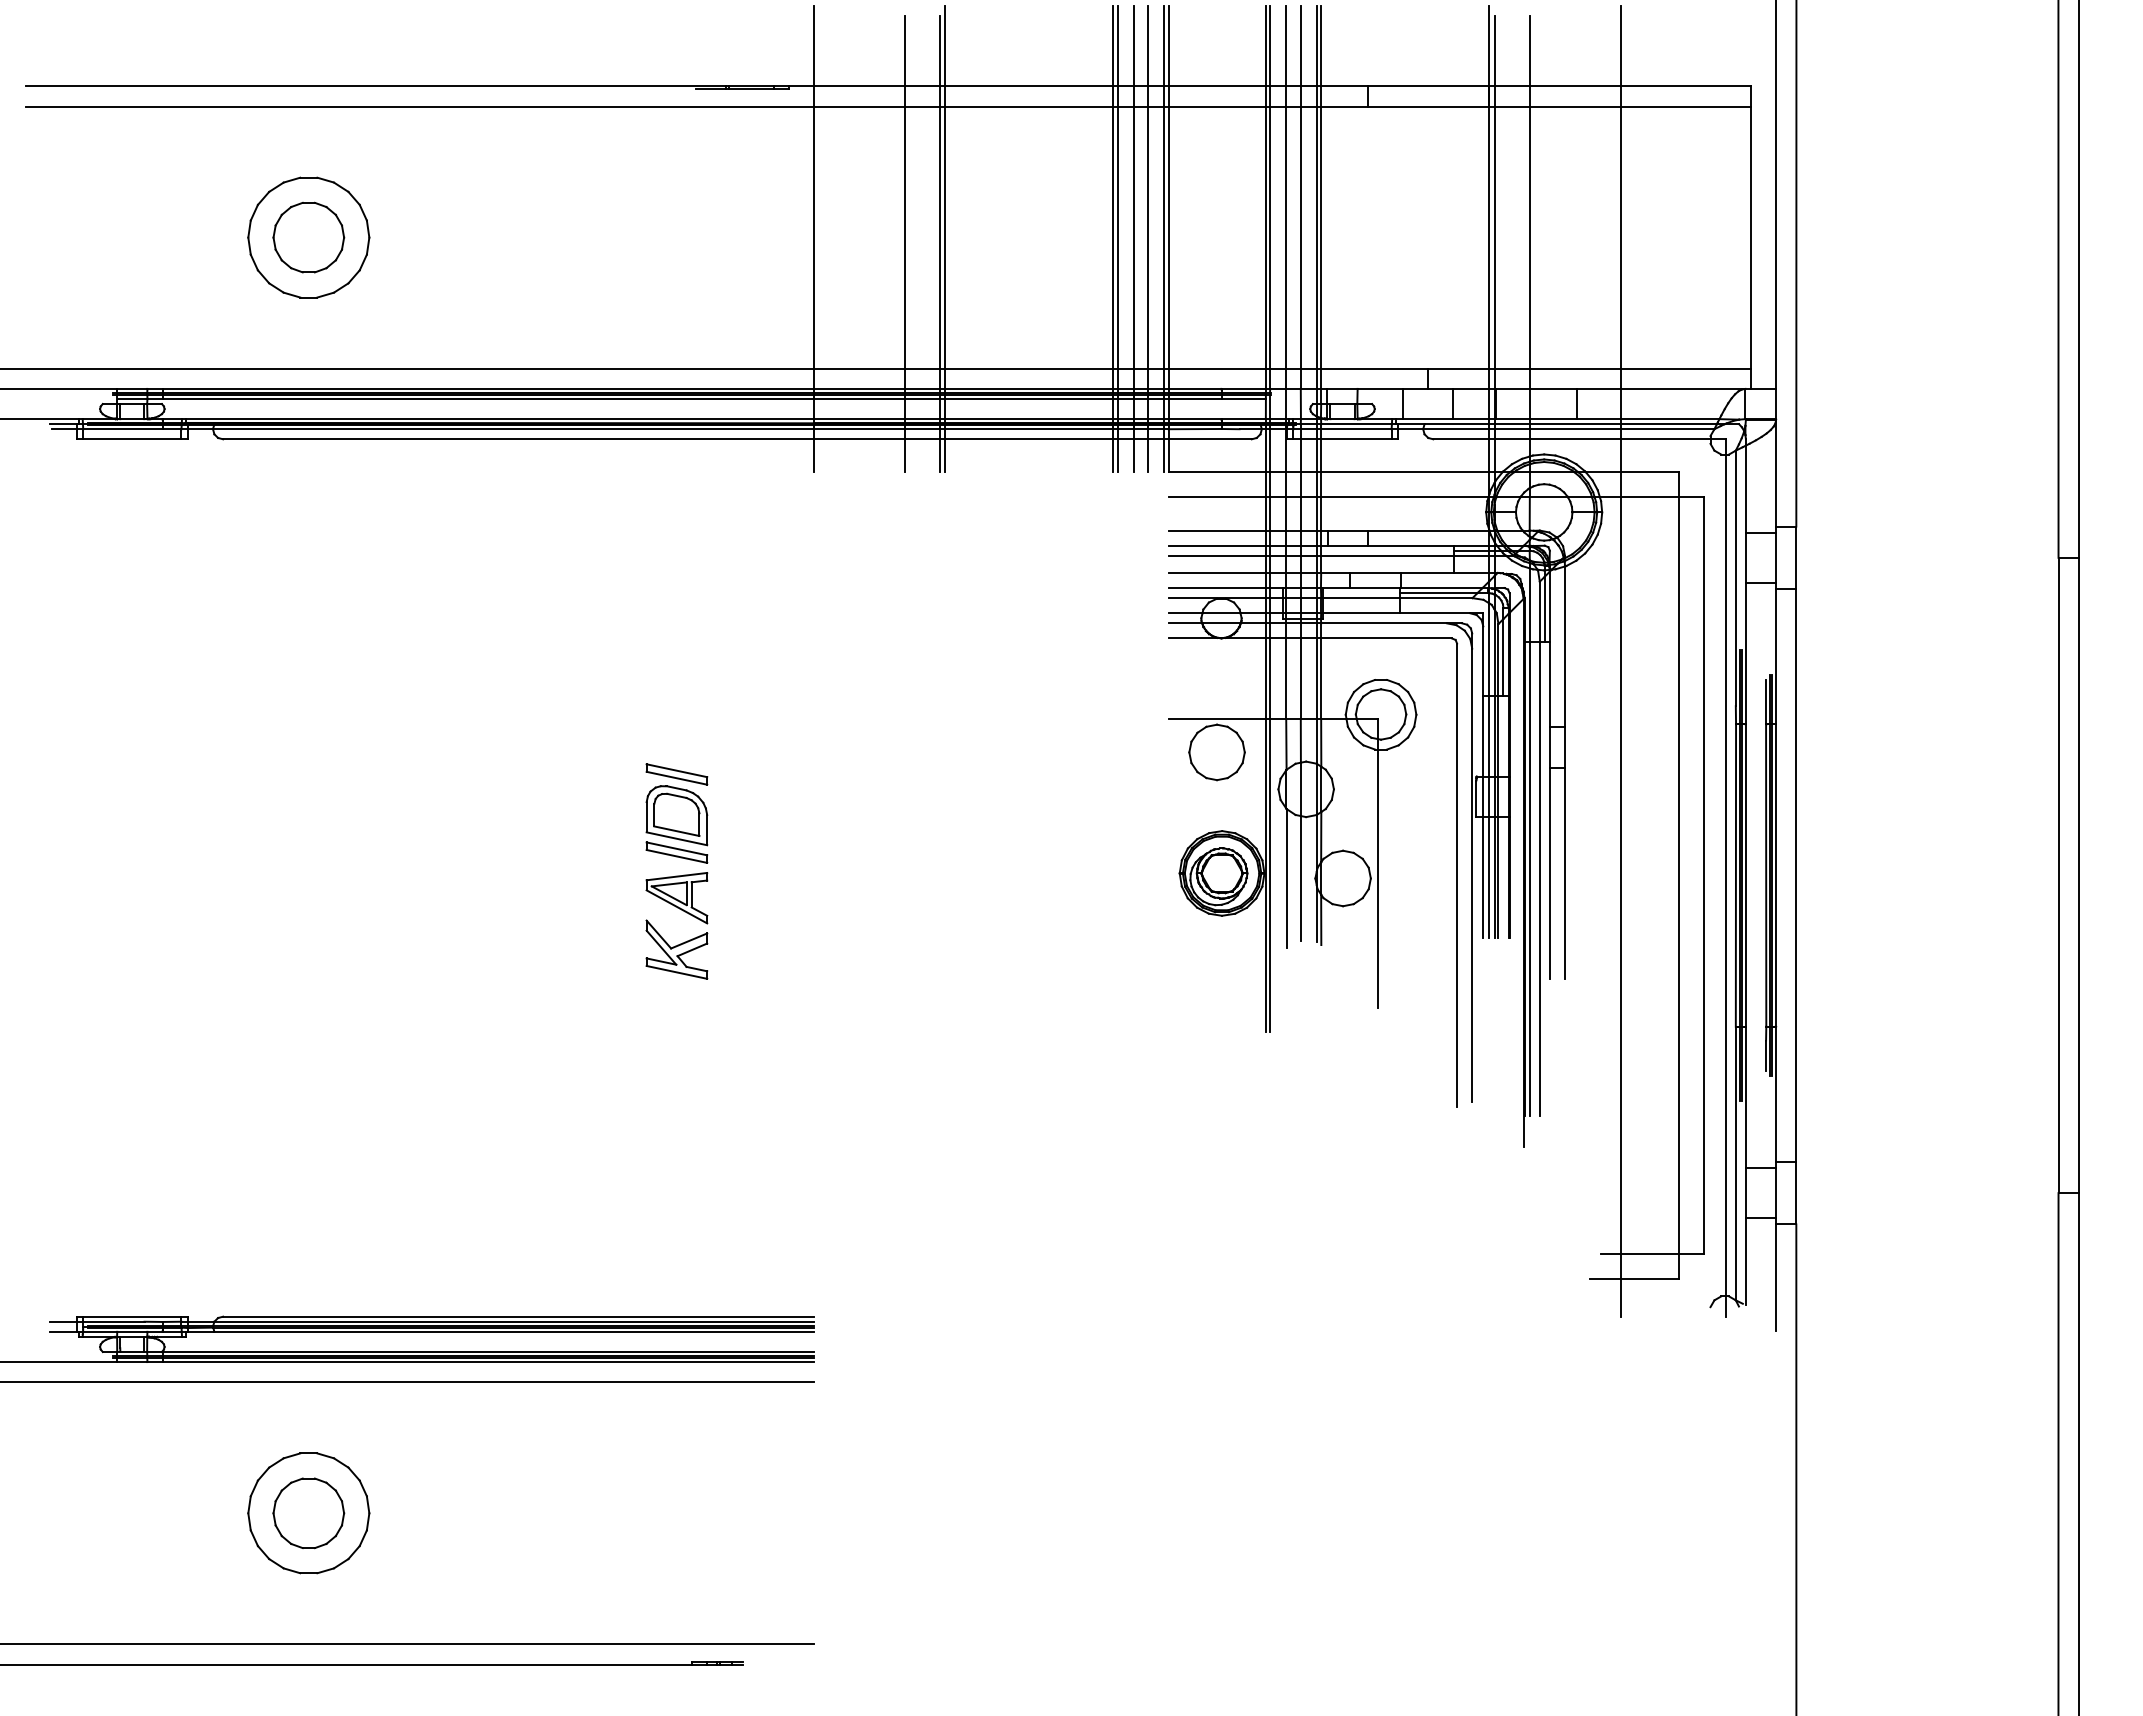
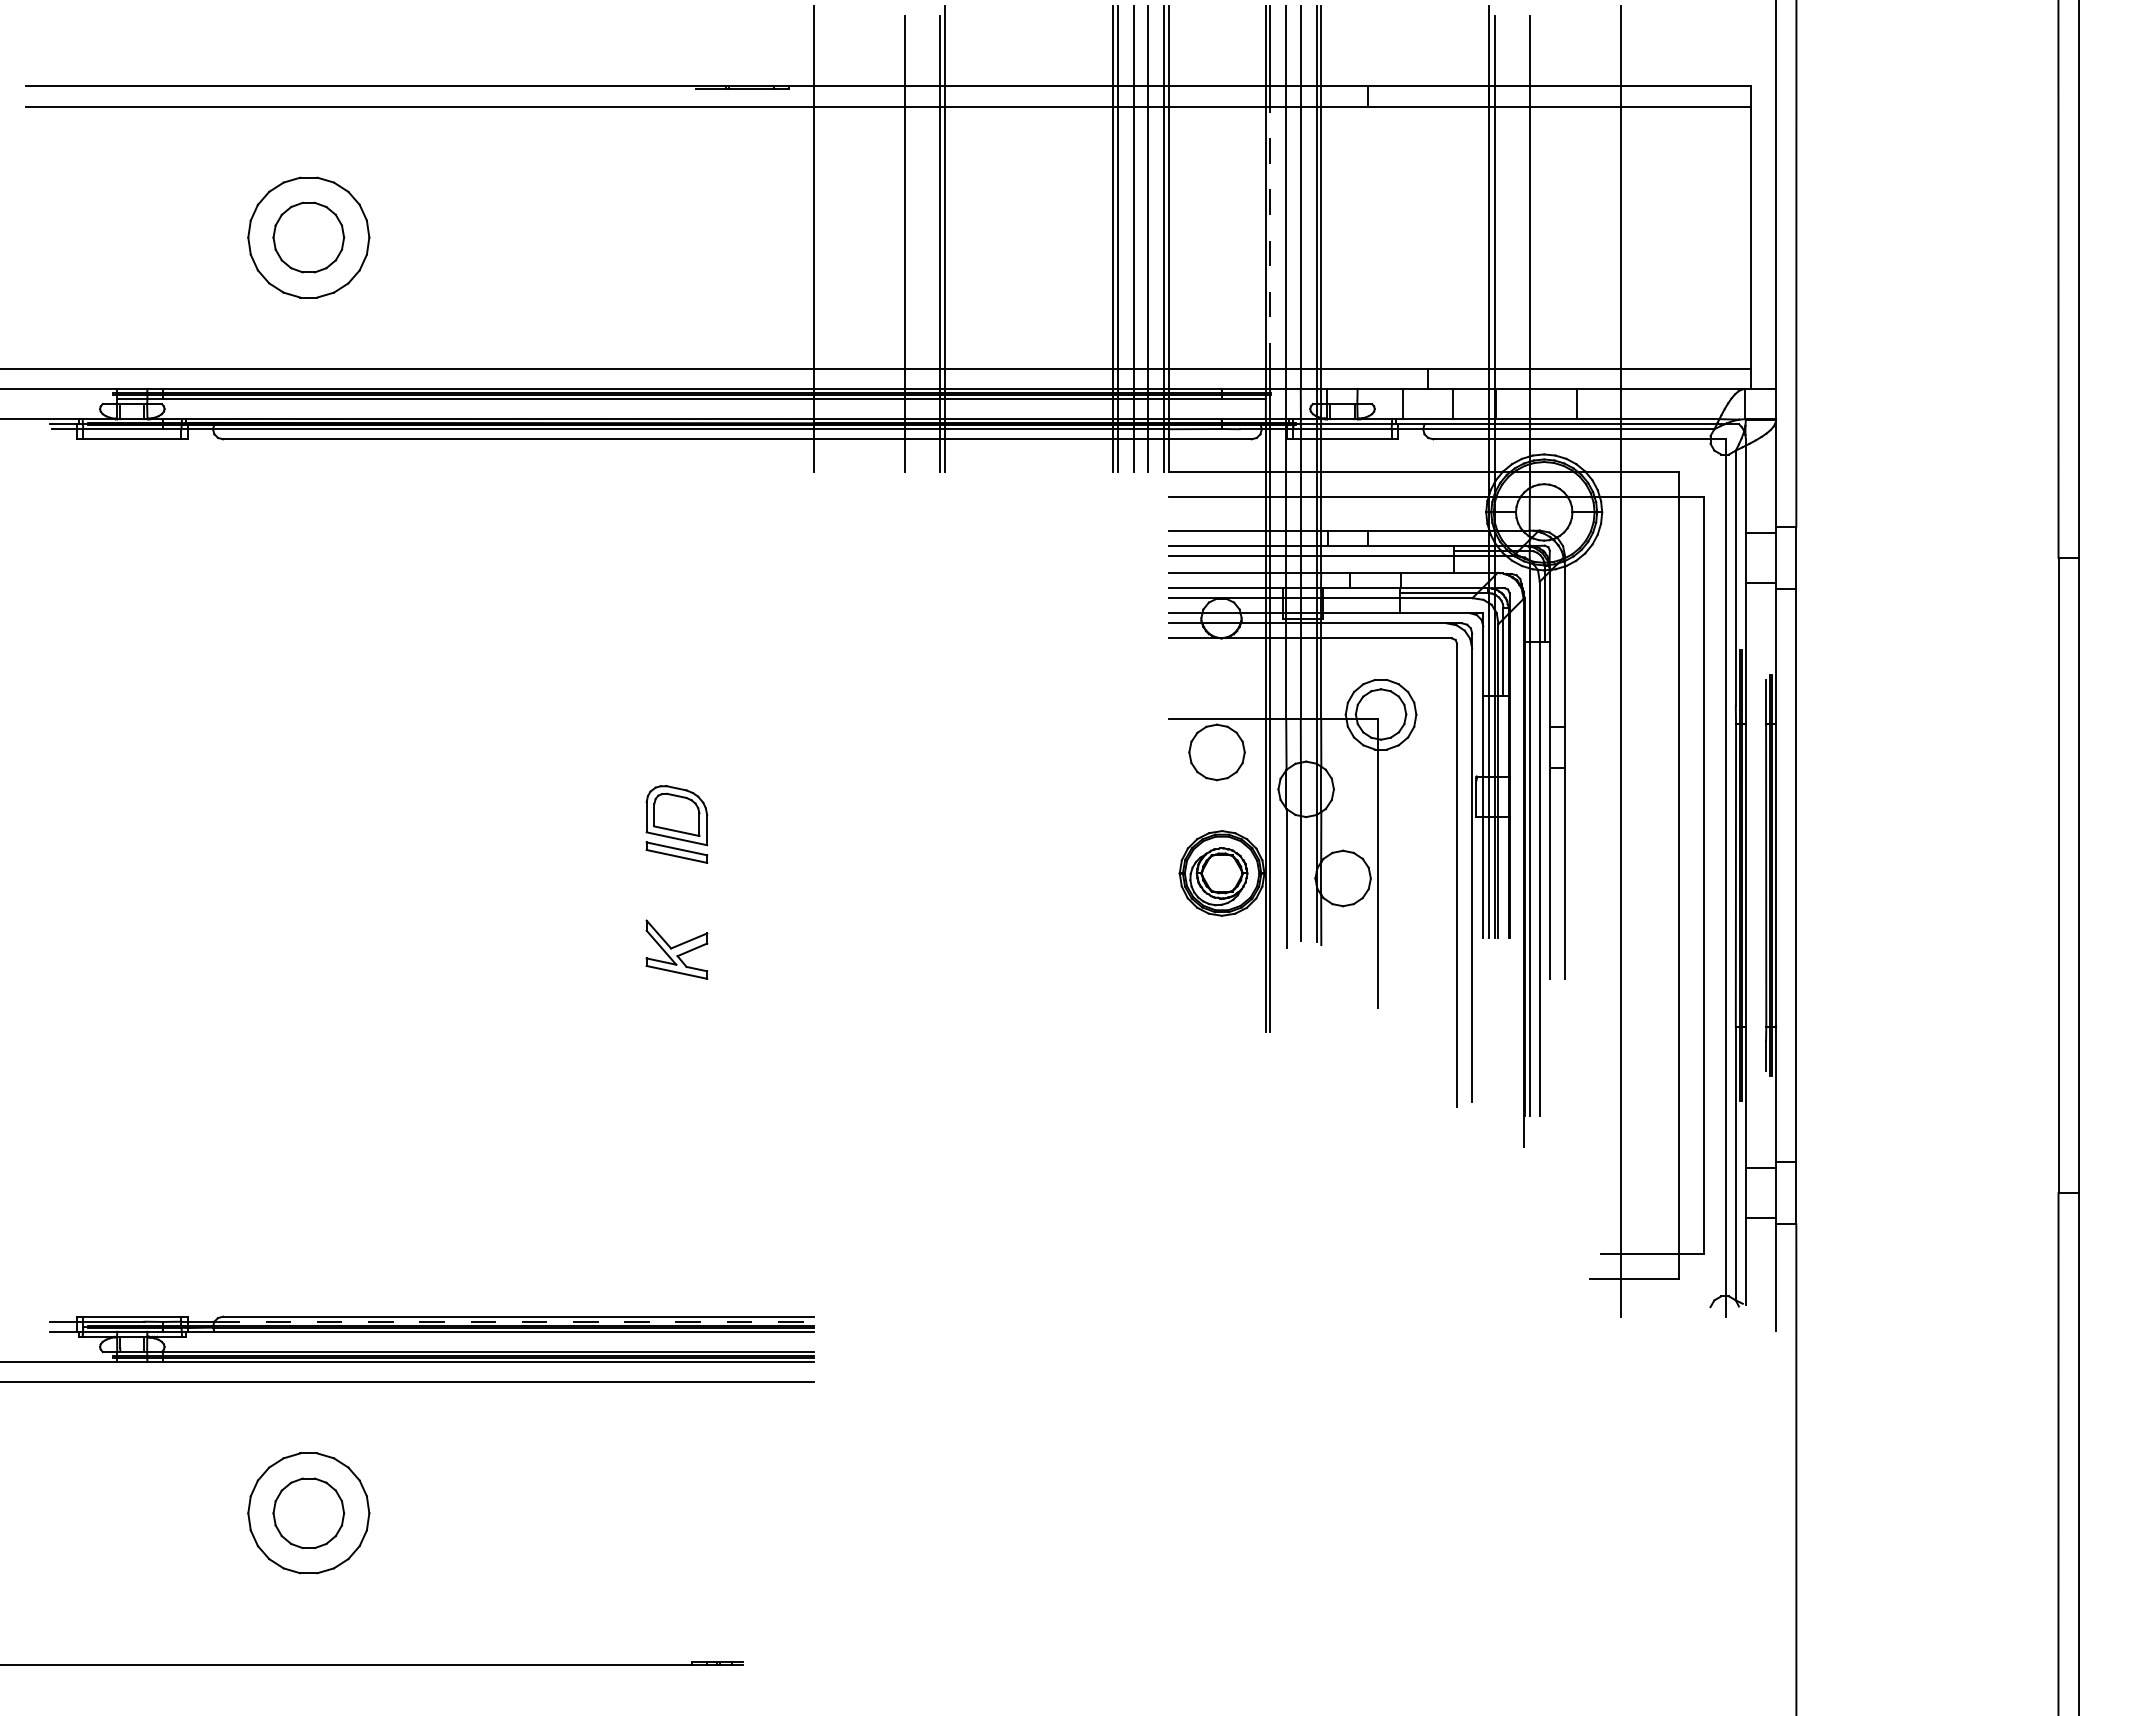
line: solid -> dashed (1270, 237)
part: present -> none (676, 774)
part: present -> none (676, 898)
line: solid -> dashed (514, 1321)
line: present -> none (407, 1644)
